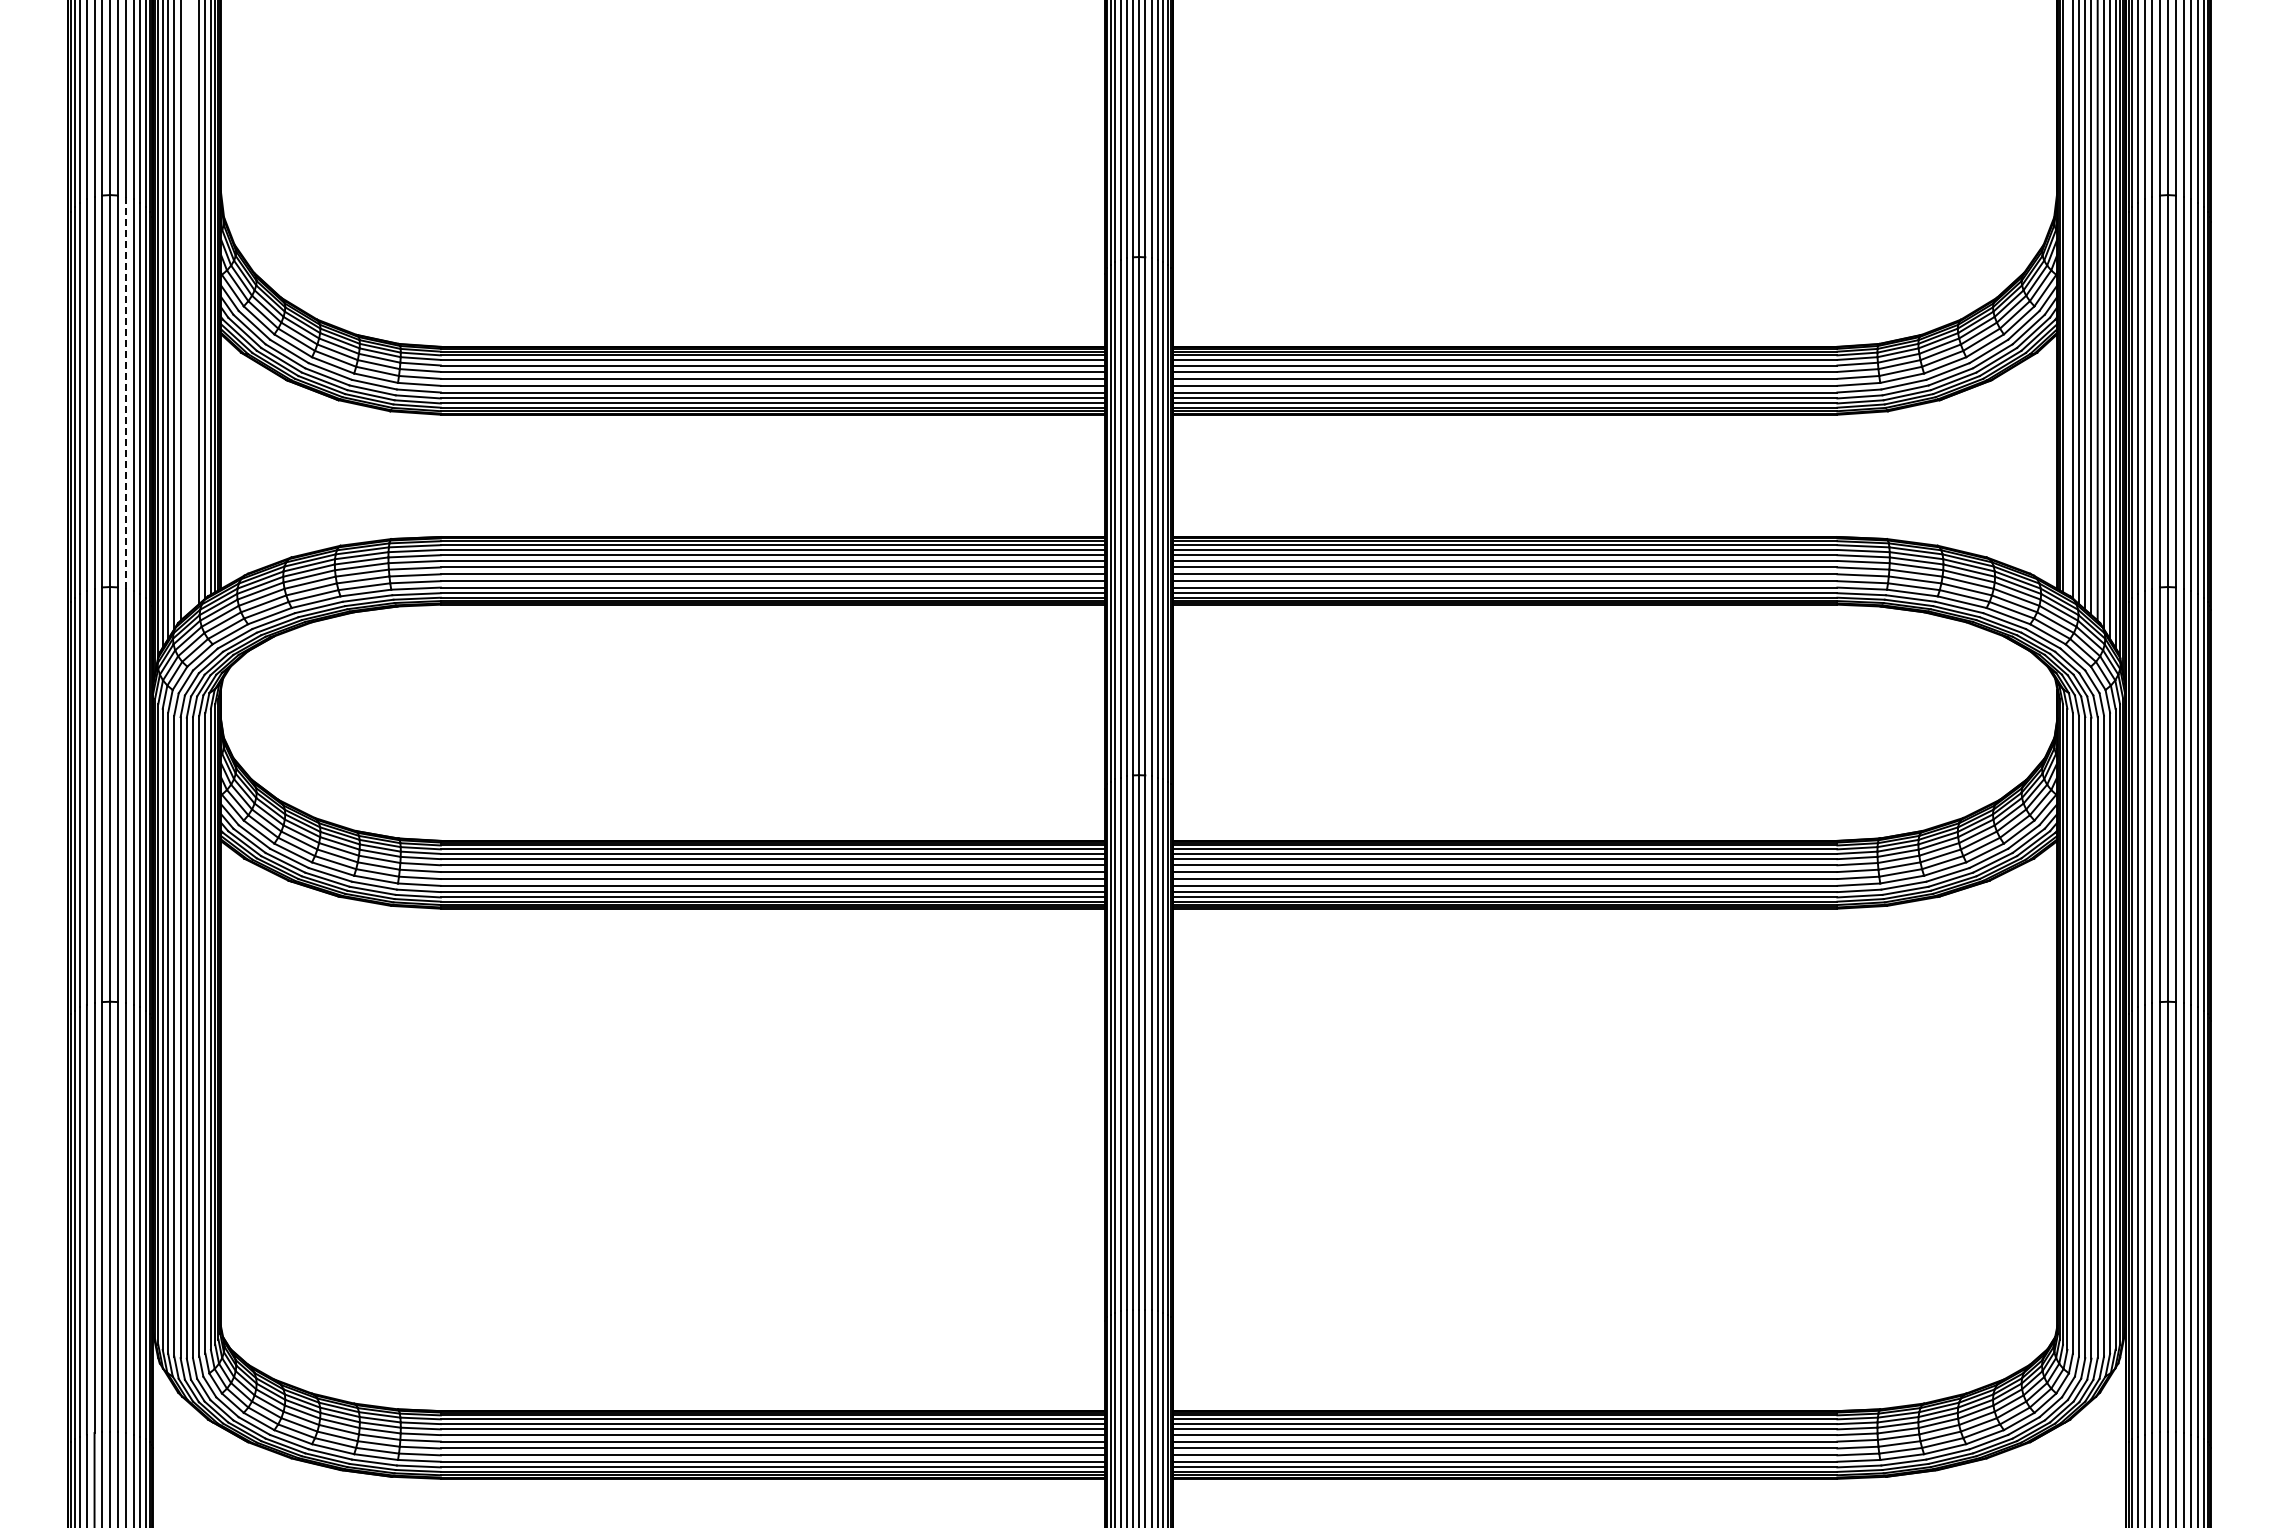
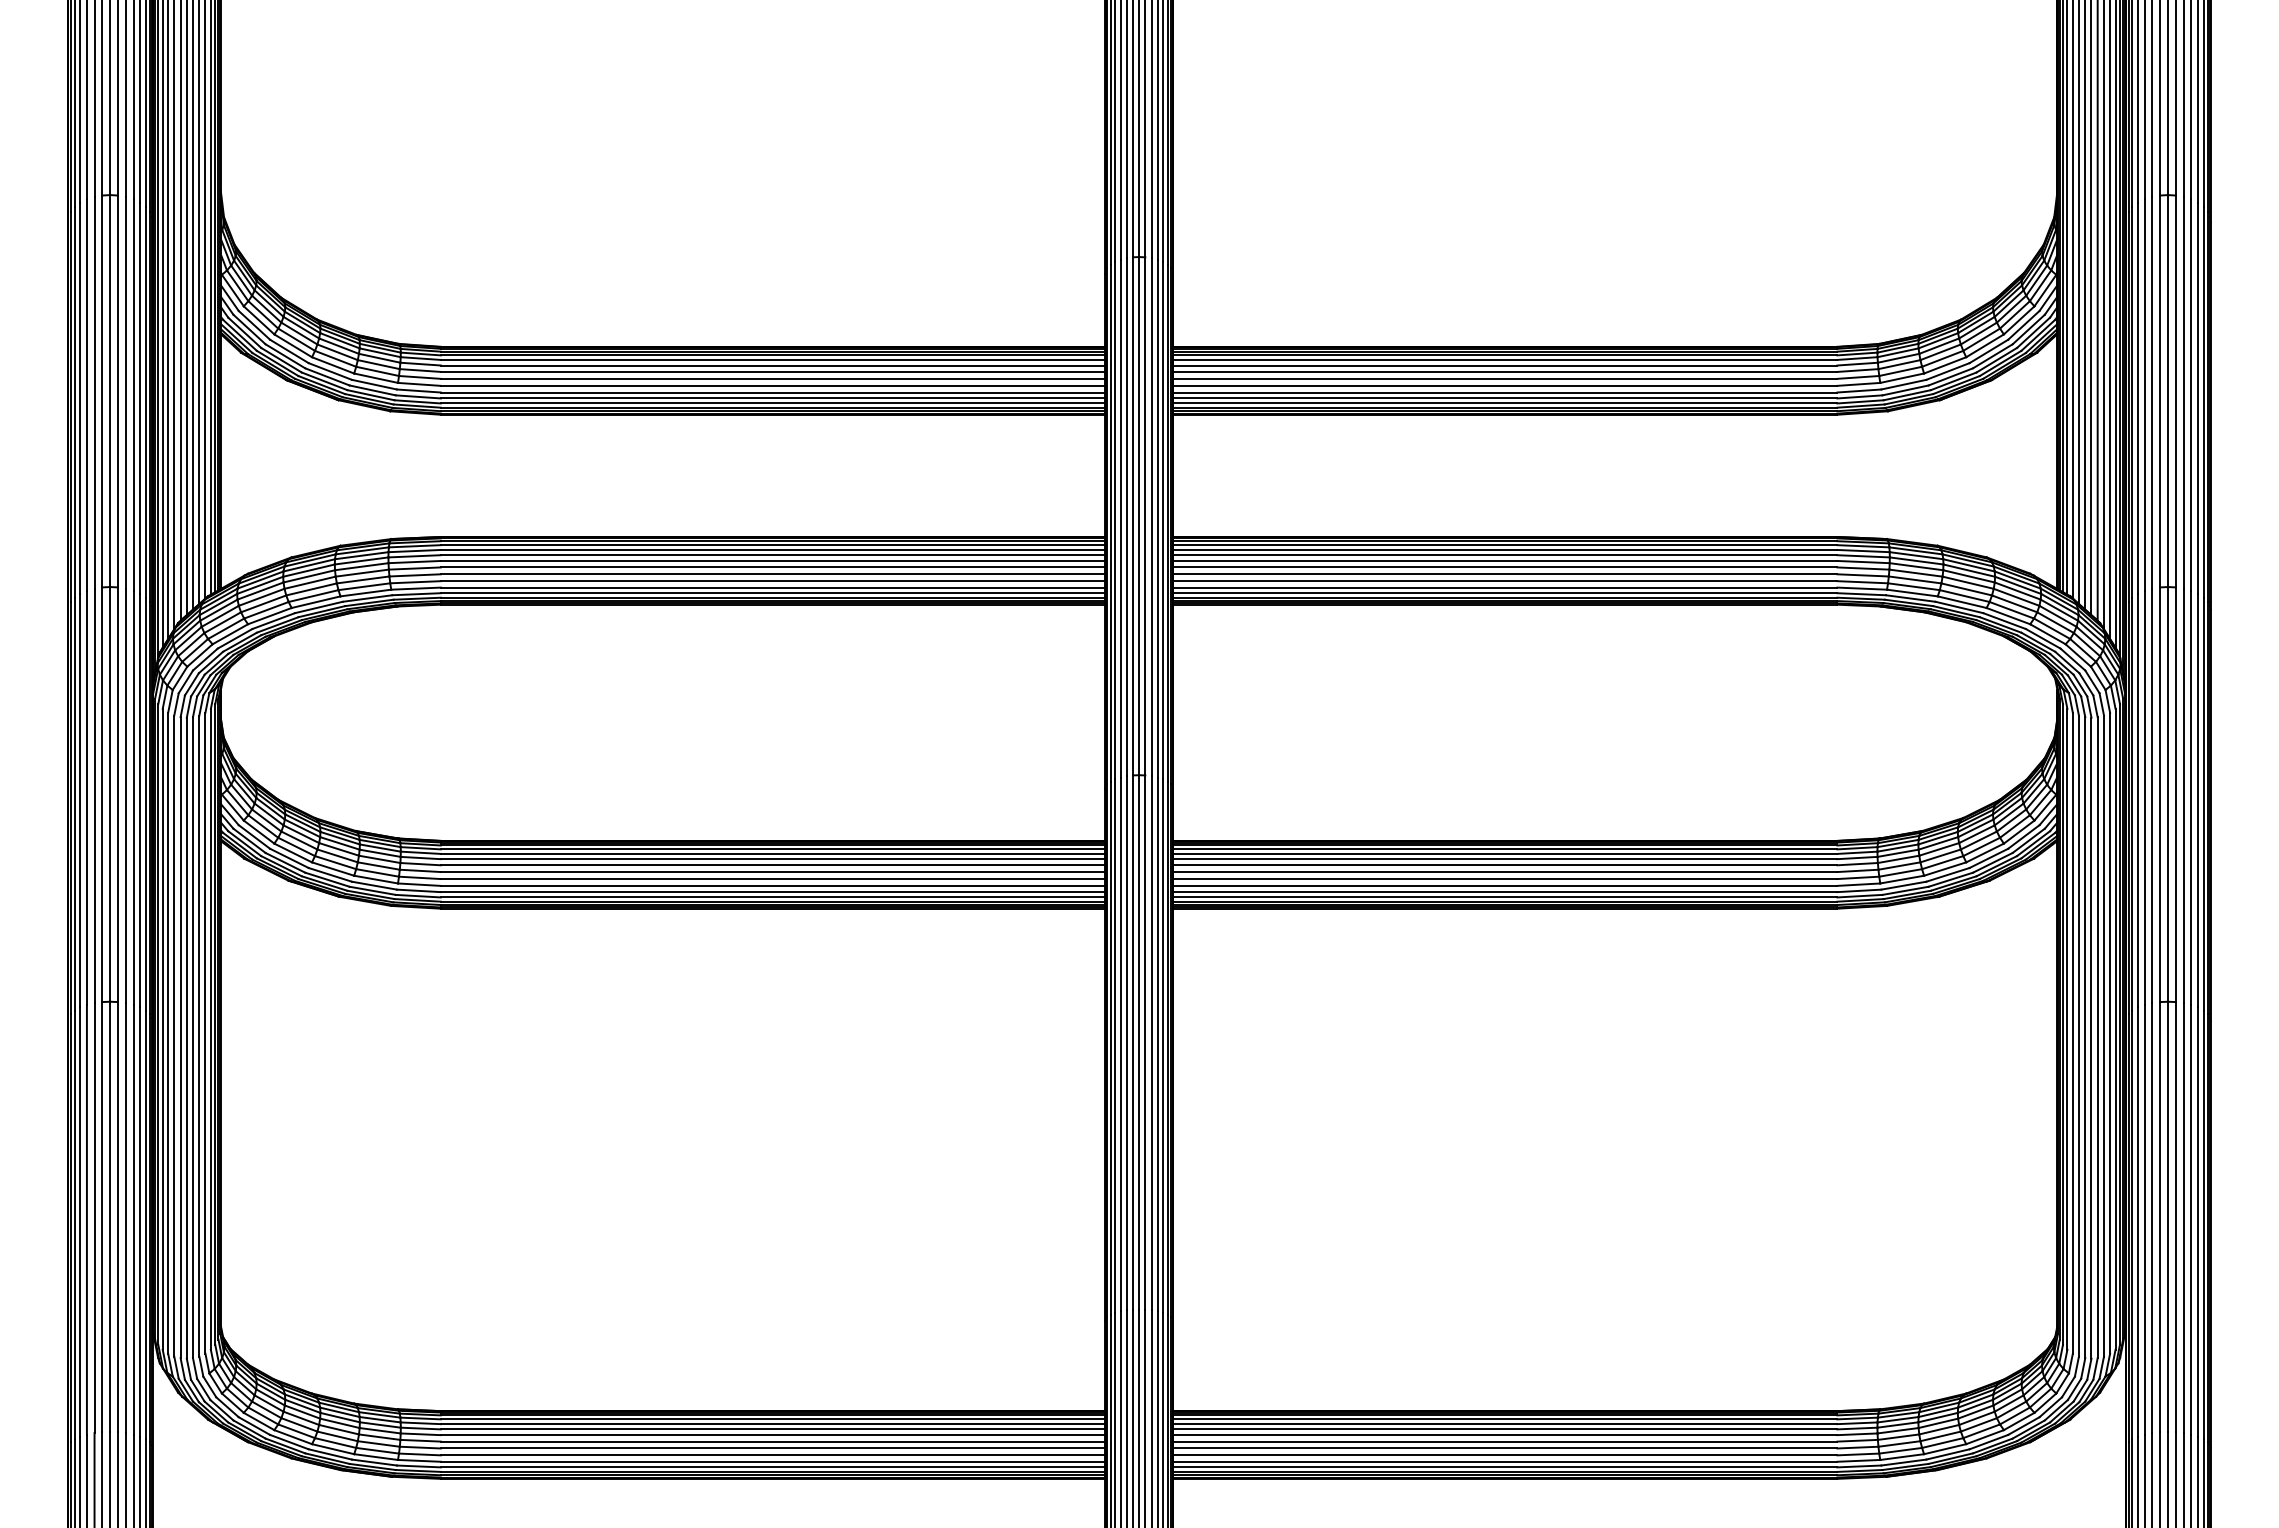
line: none -> present (2067, 298)
line: none -> present (193, 305)
line: none -> present (186, 308)
line: dashed -> solid (125, 392)
